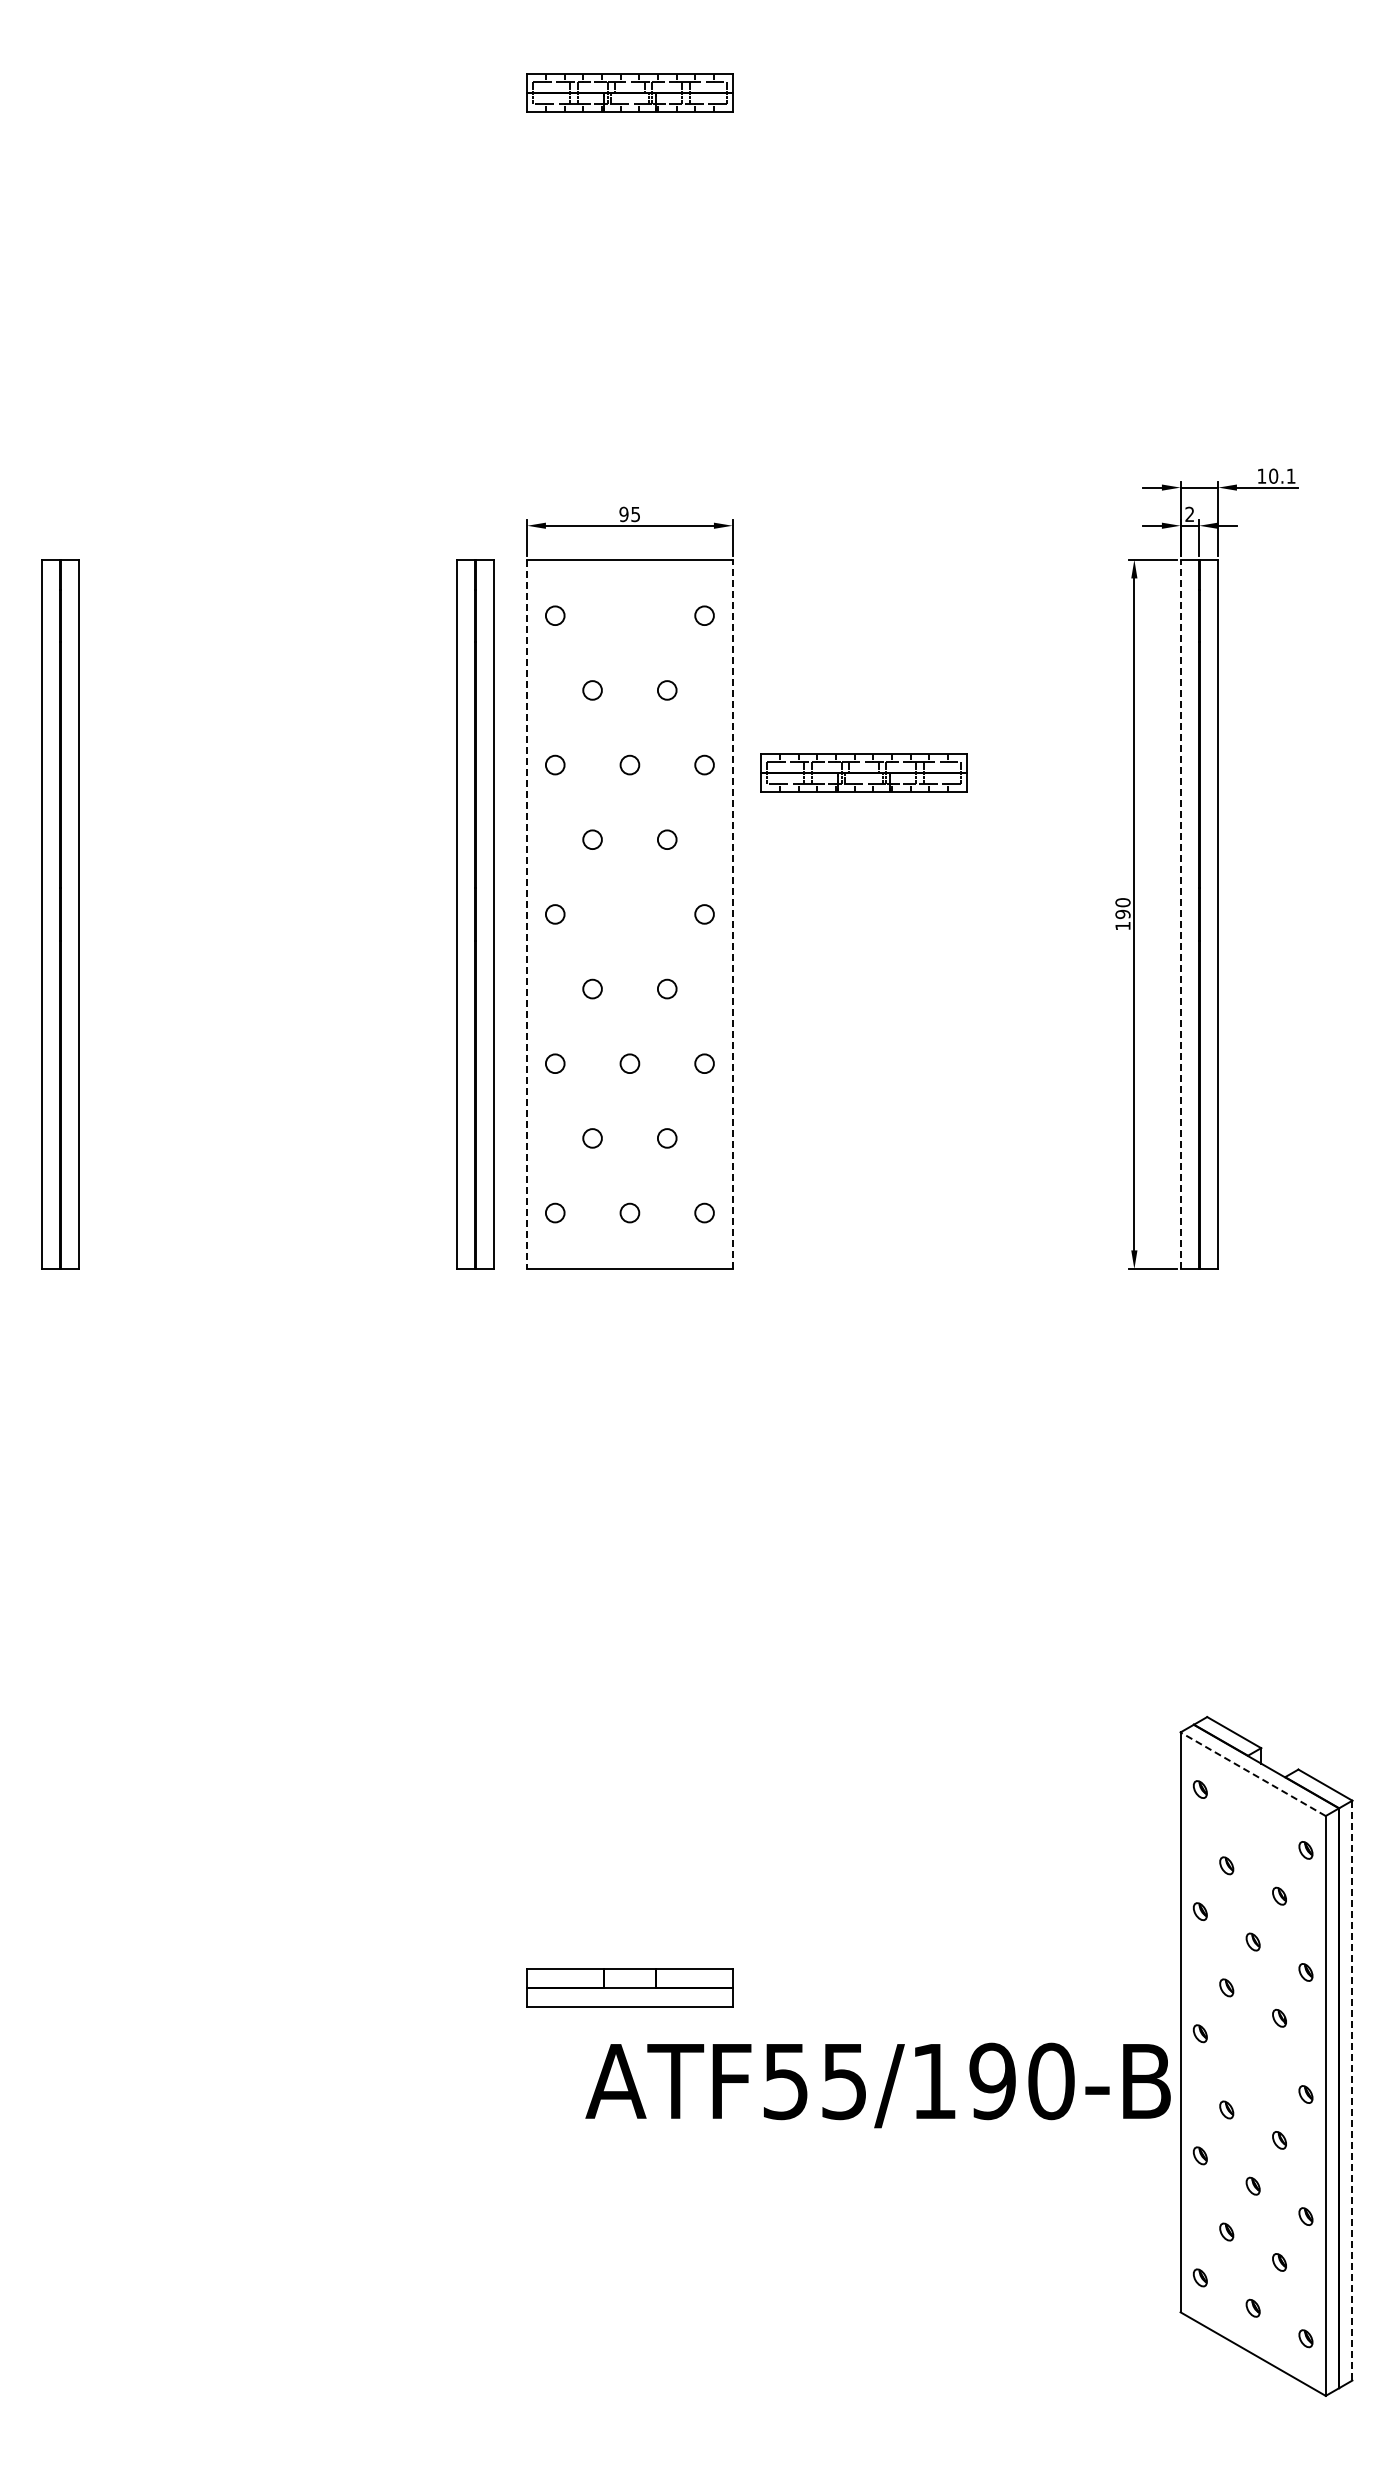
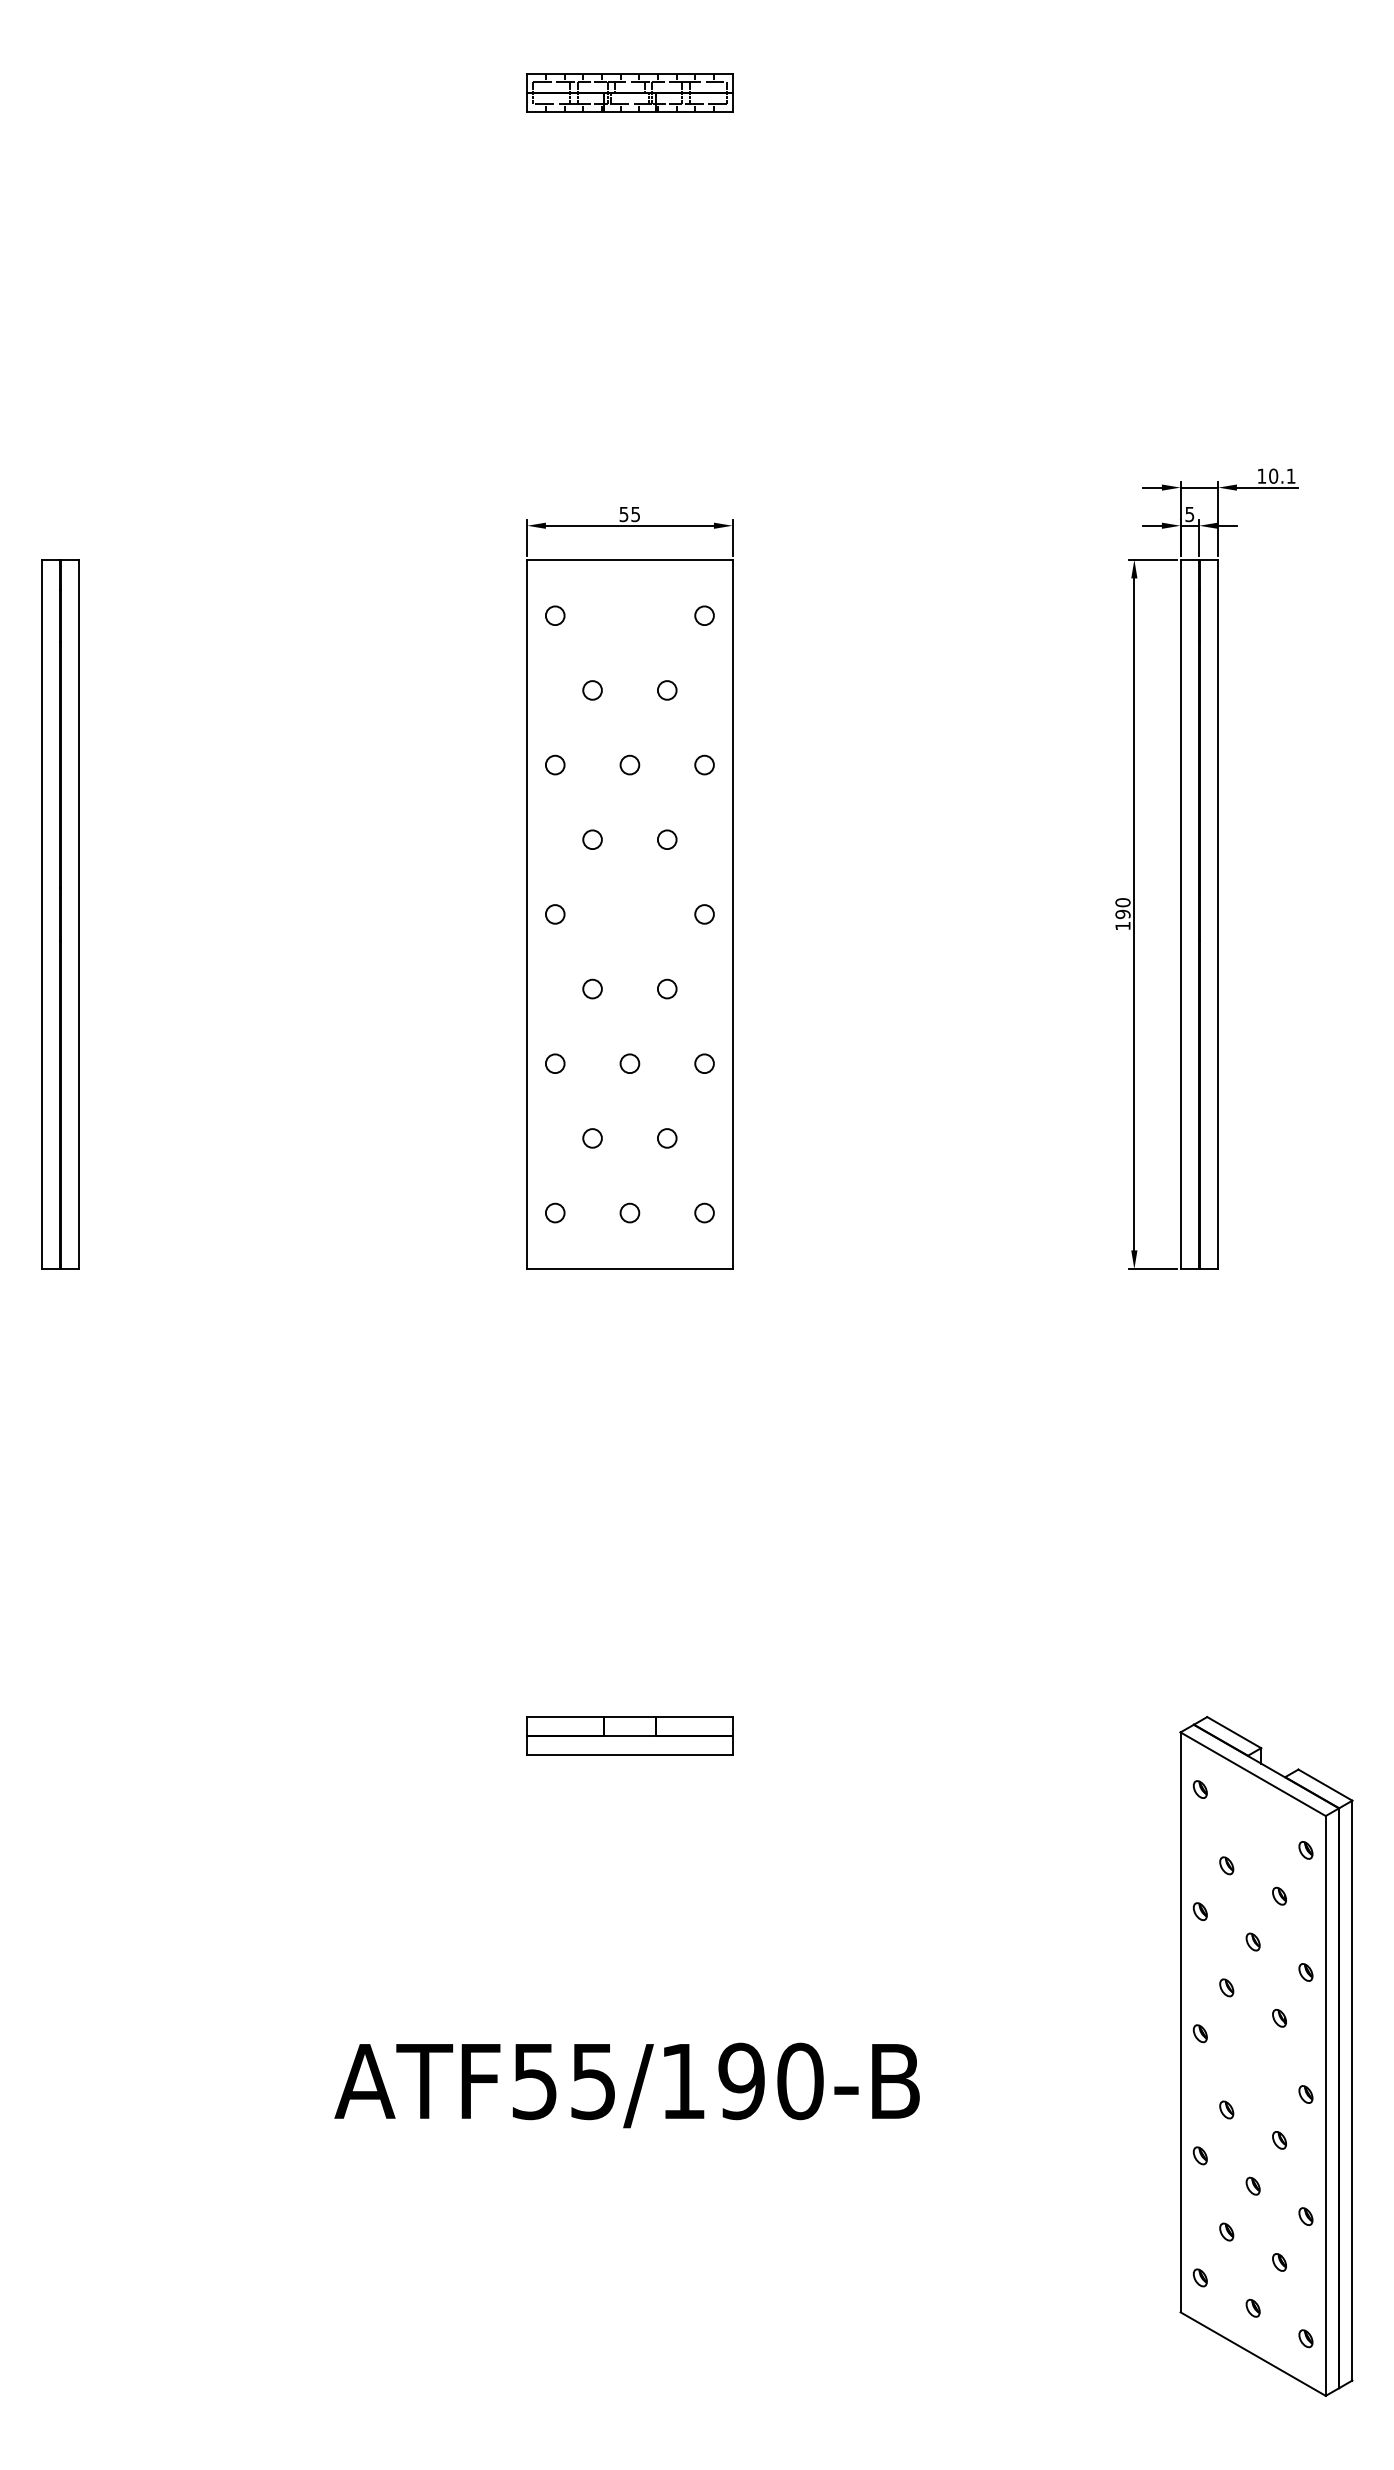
text: 95 -> 55 (623, 513)
text: 2 -> 5 (1189, 514)
part: present -> none (863, 772)
part: present -> none (475, 914)
line: dashed -> solid (527, 914)
line: dashed -> solid (732, 914)
line: dashed -> solid (1180, 914)
line: dashed -> solid (1253, 1774)
part position: (629, 1987) -> (629, 1735) (629, 1735)
text position: (877, 2085) -> (626, 2085) (626, 2085)
line: dashed -> solid (1352, 2090)
